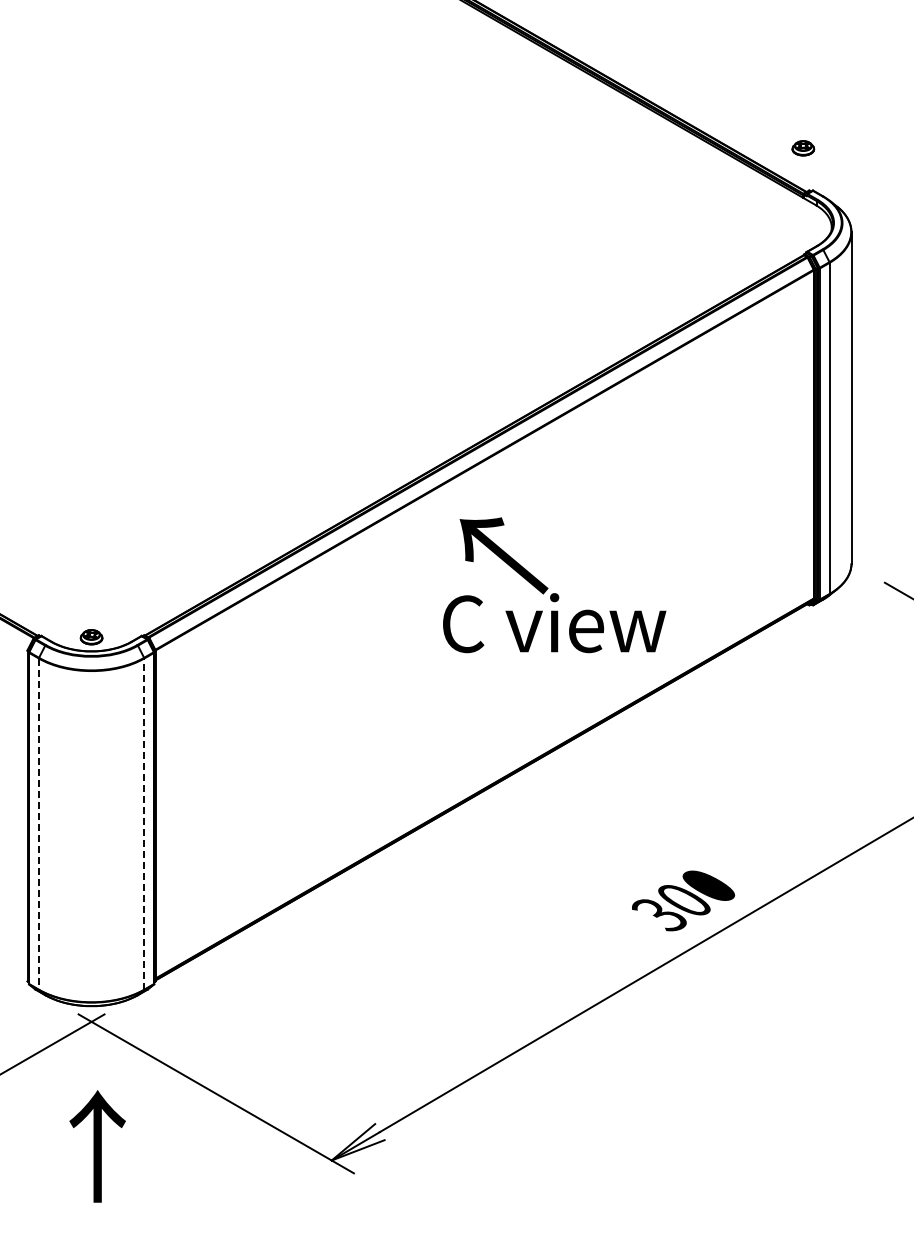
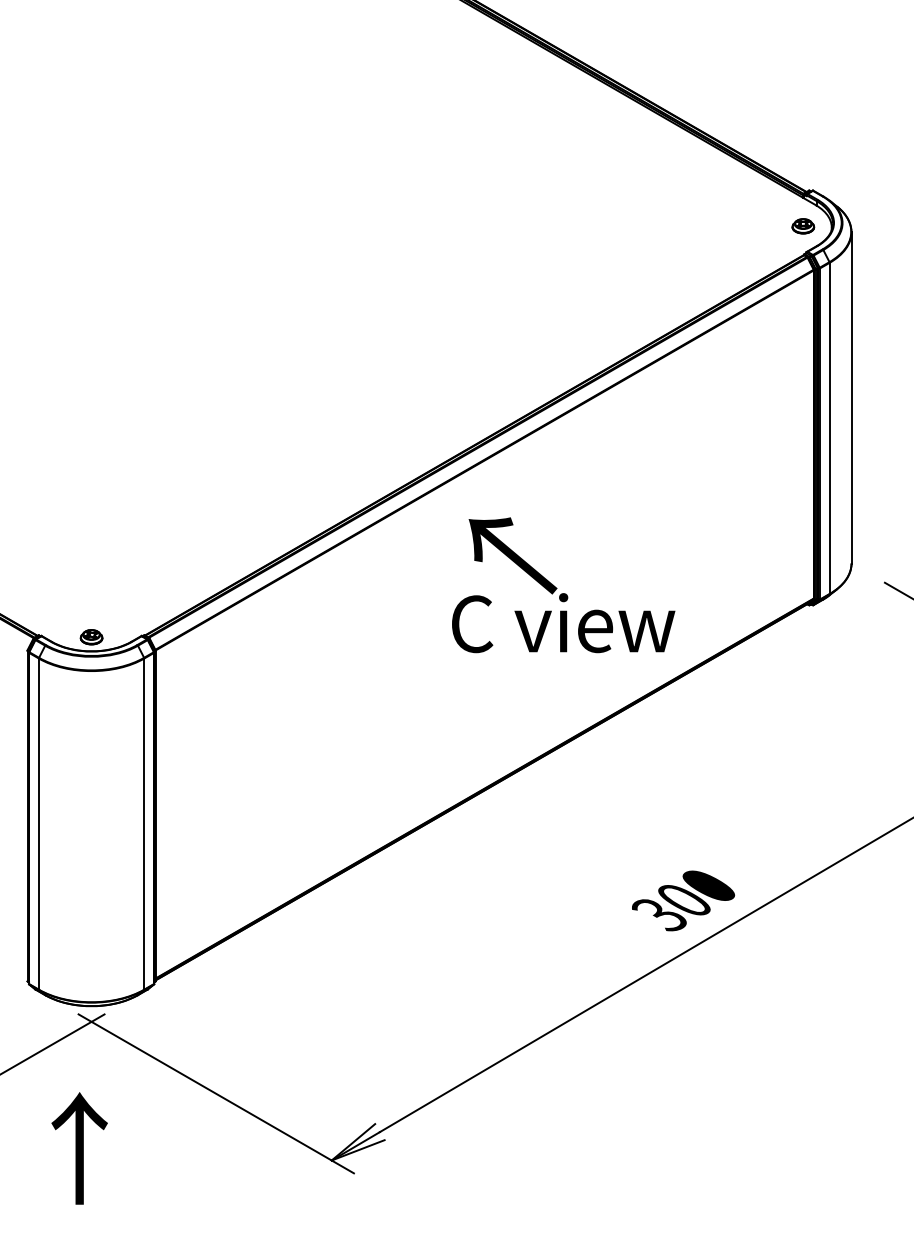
part position: (803, 148) -> (803, 226) (803, 226)
text position: (554, 585) -> (563, 585) (563, 585)
line: dashed -> solid (38, 824)
line: dashed -> solid (144, 824)
text position: (97, 1146) -> (79, 1148) (79, 1148)
